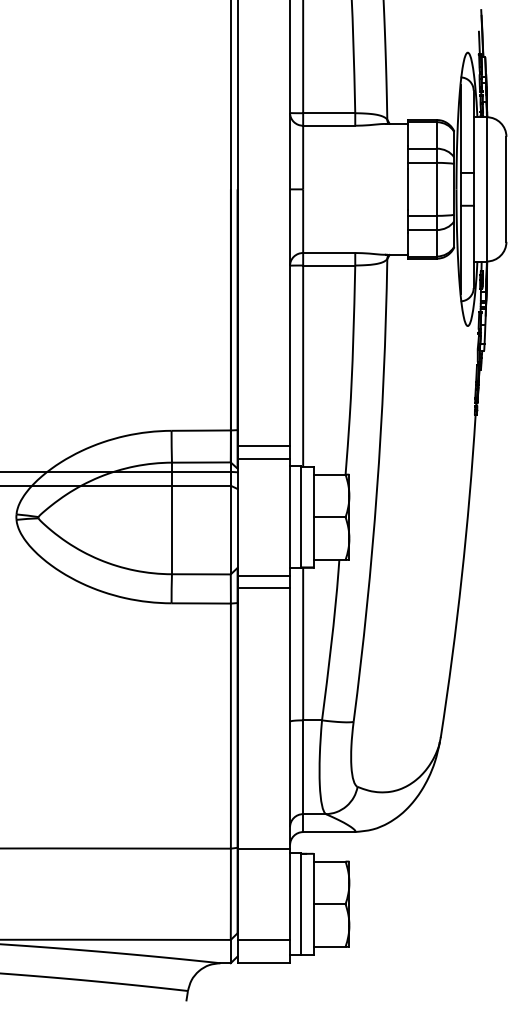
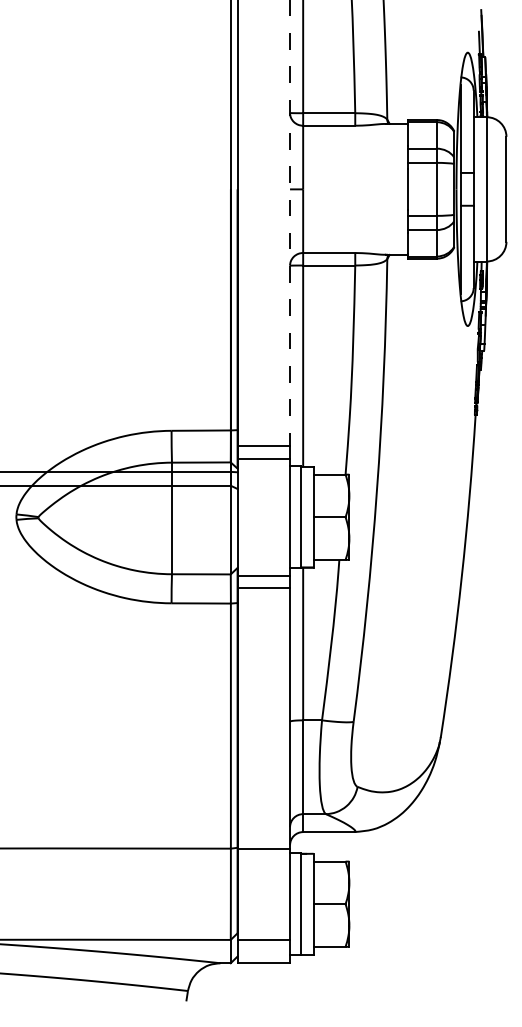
line: solid -> dashed (290, 223)
